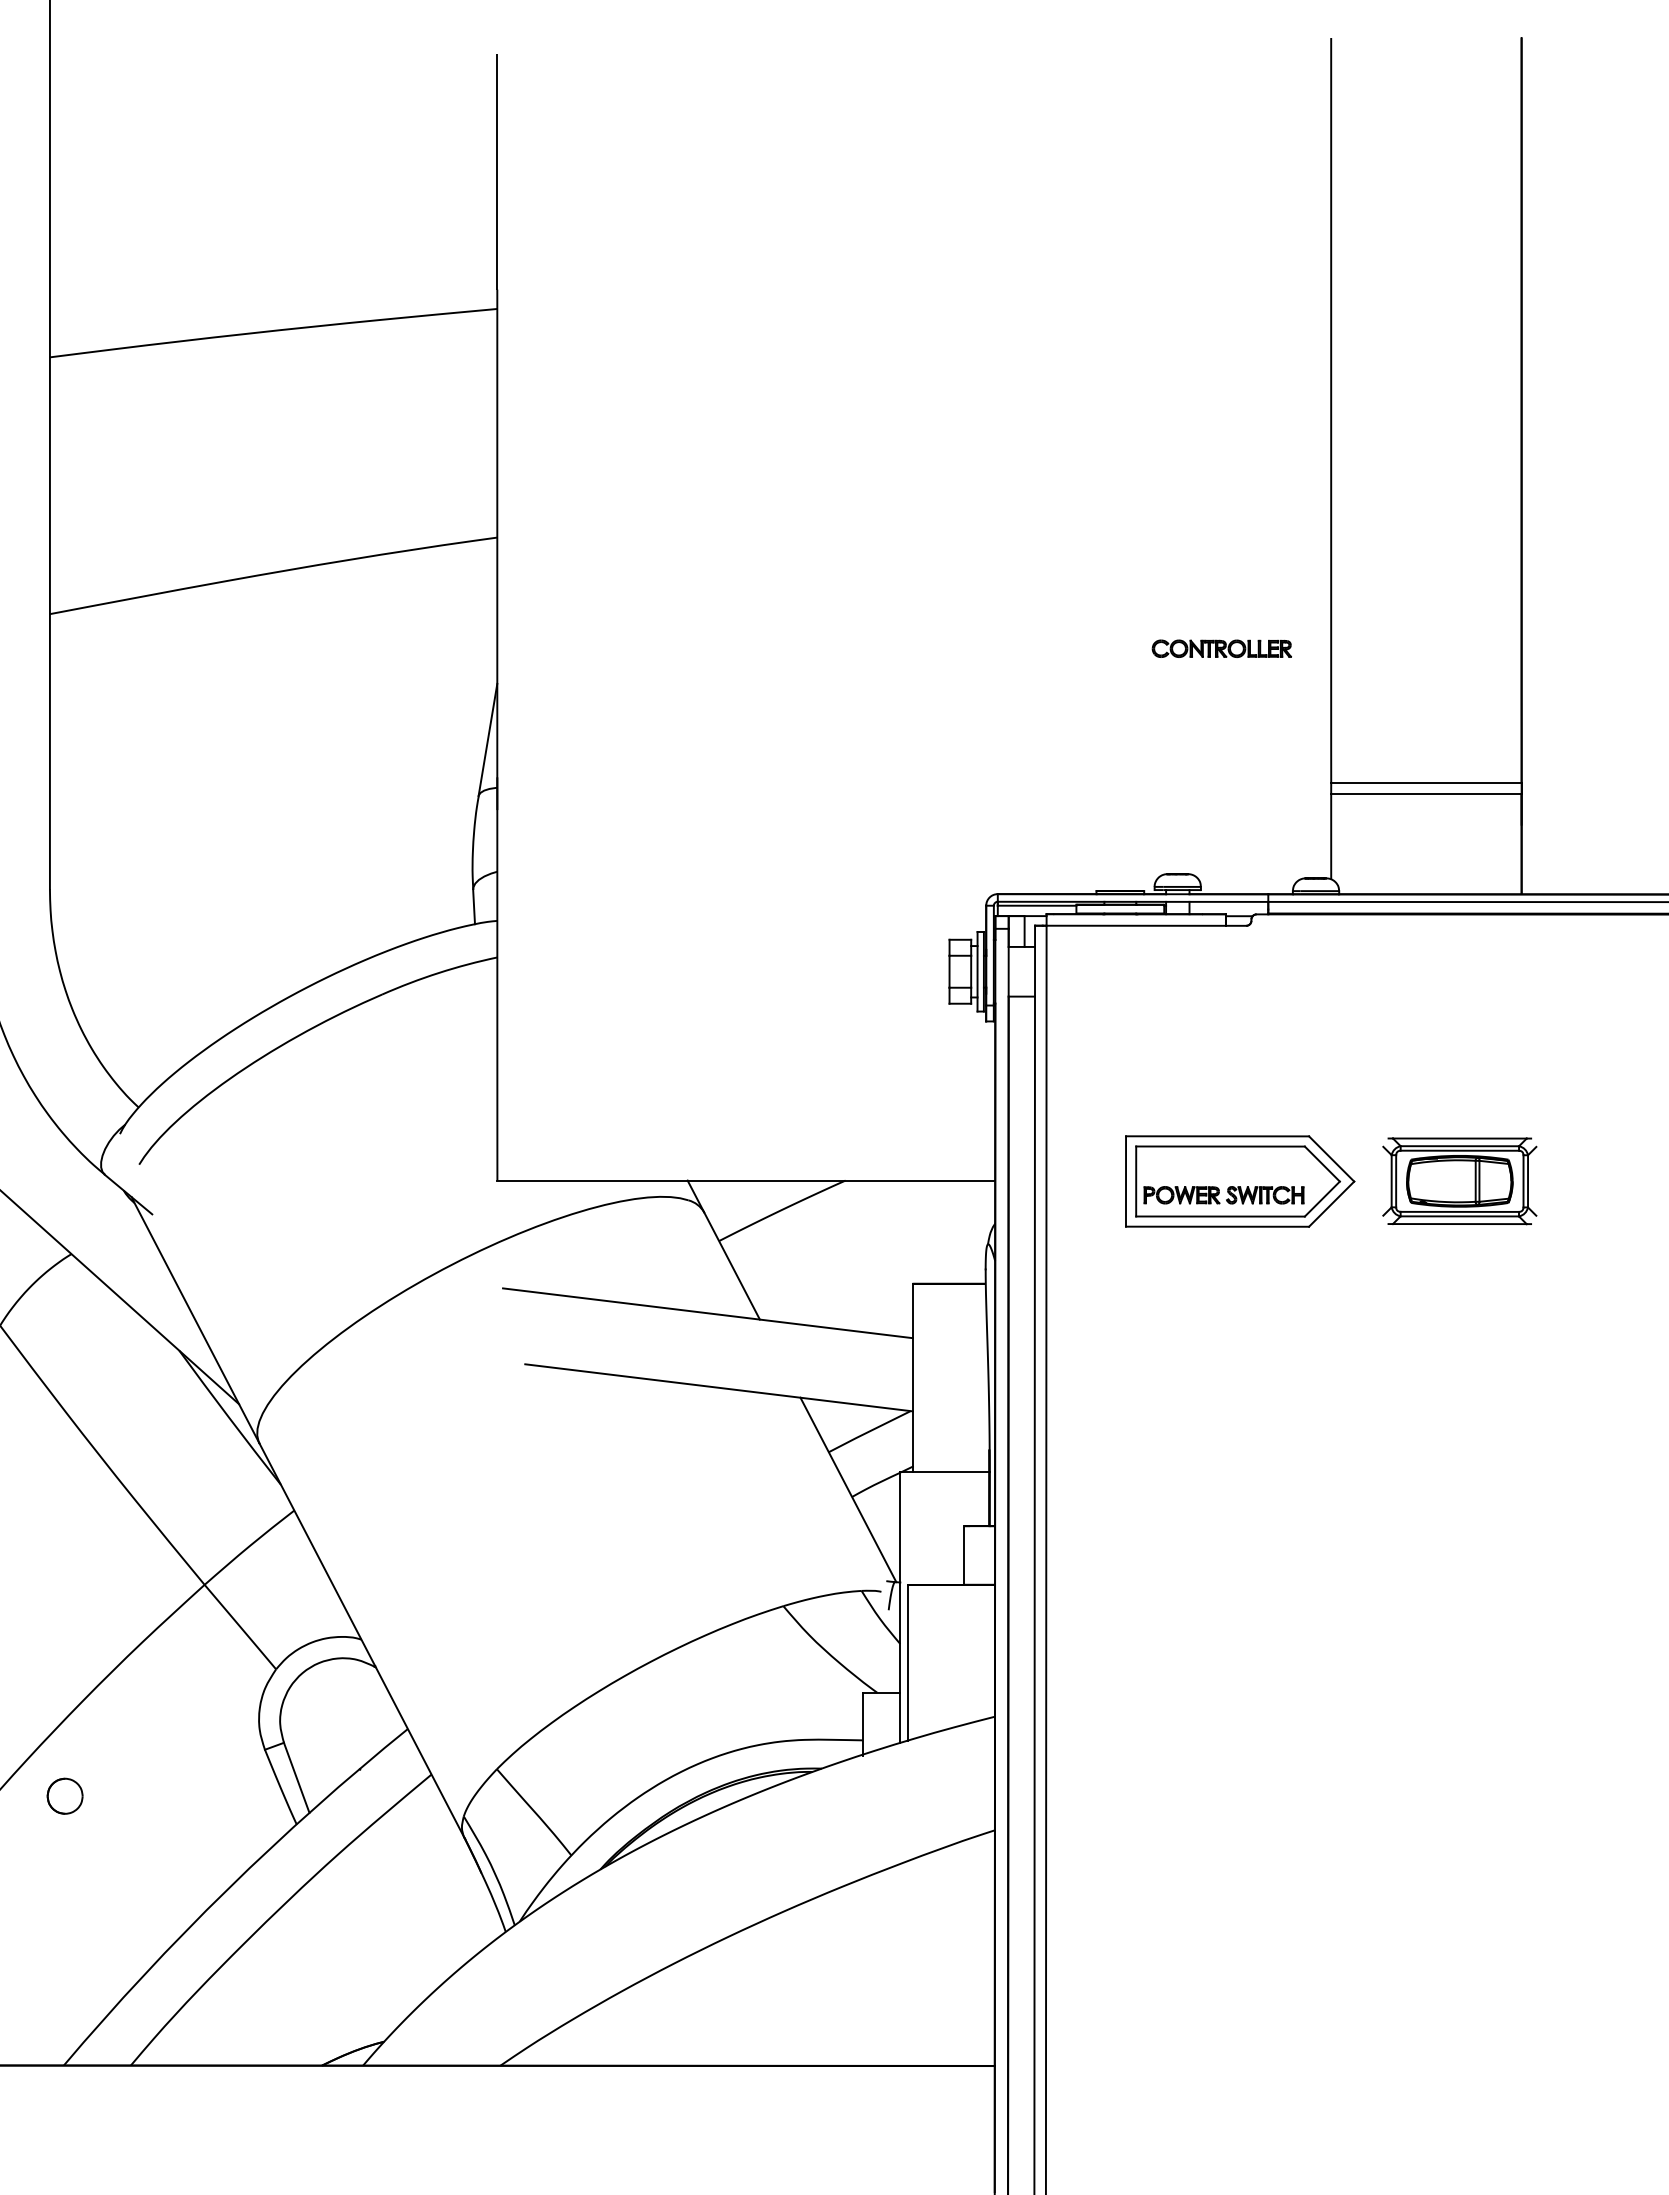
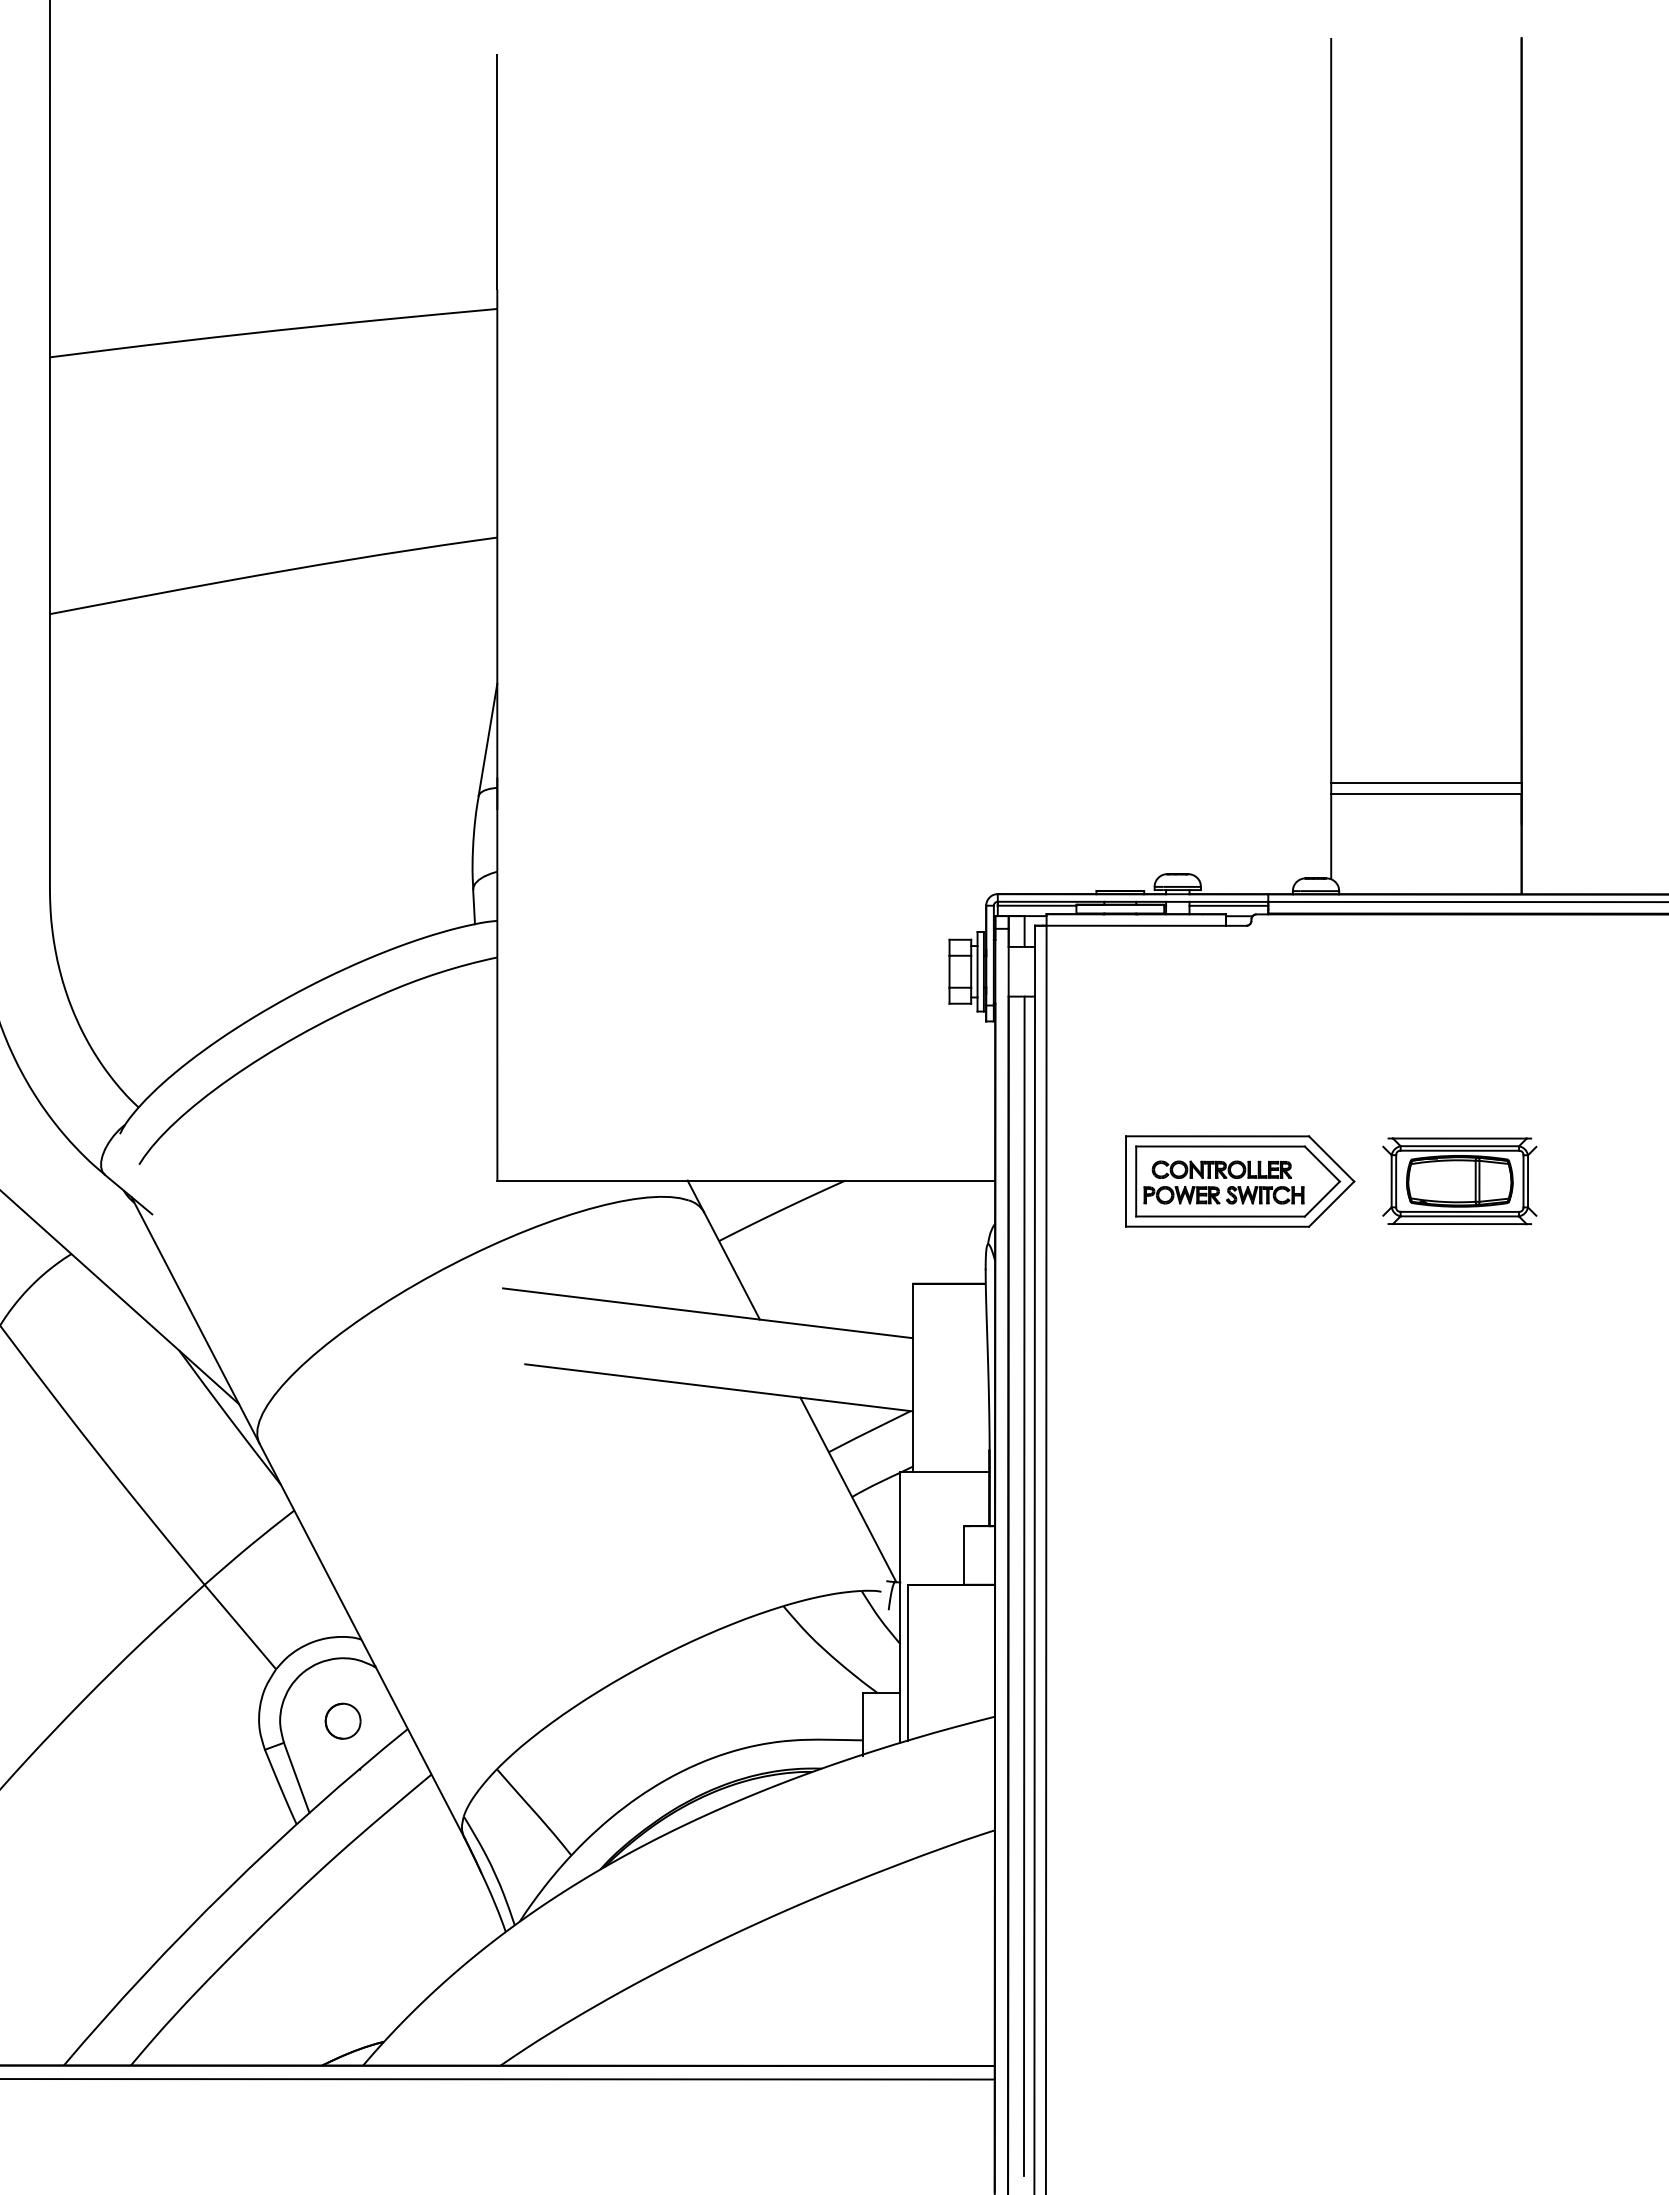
part position: (1221, 648) -> (1221, 1169) (1221, 1169)
line: none -> present (1228, 905)
line: none -> present (1023, 1585)
part position: (64, 1795) -> (342, 1720) (342, 1720)
line: none -> present (498, 2079)
